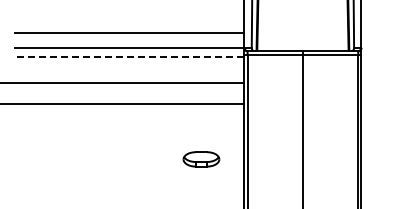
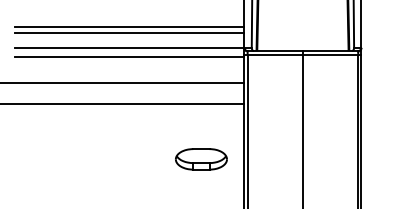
line: none -> present (129, 26)
line: dashed -> solid (129, 57)
part size: 39x17 px -> 53x23 px (201, 159)
